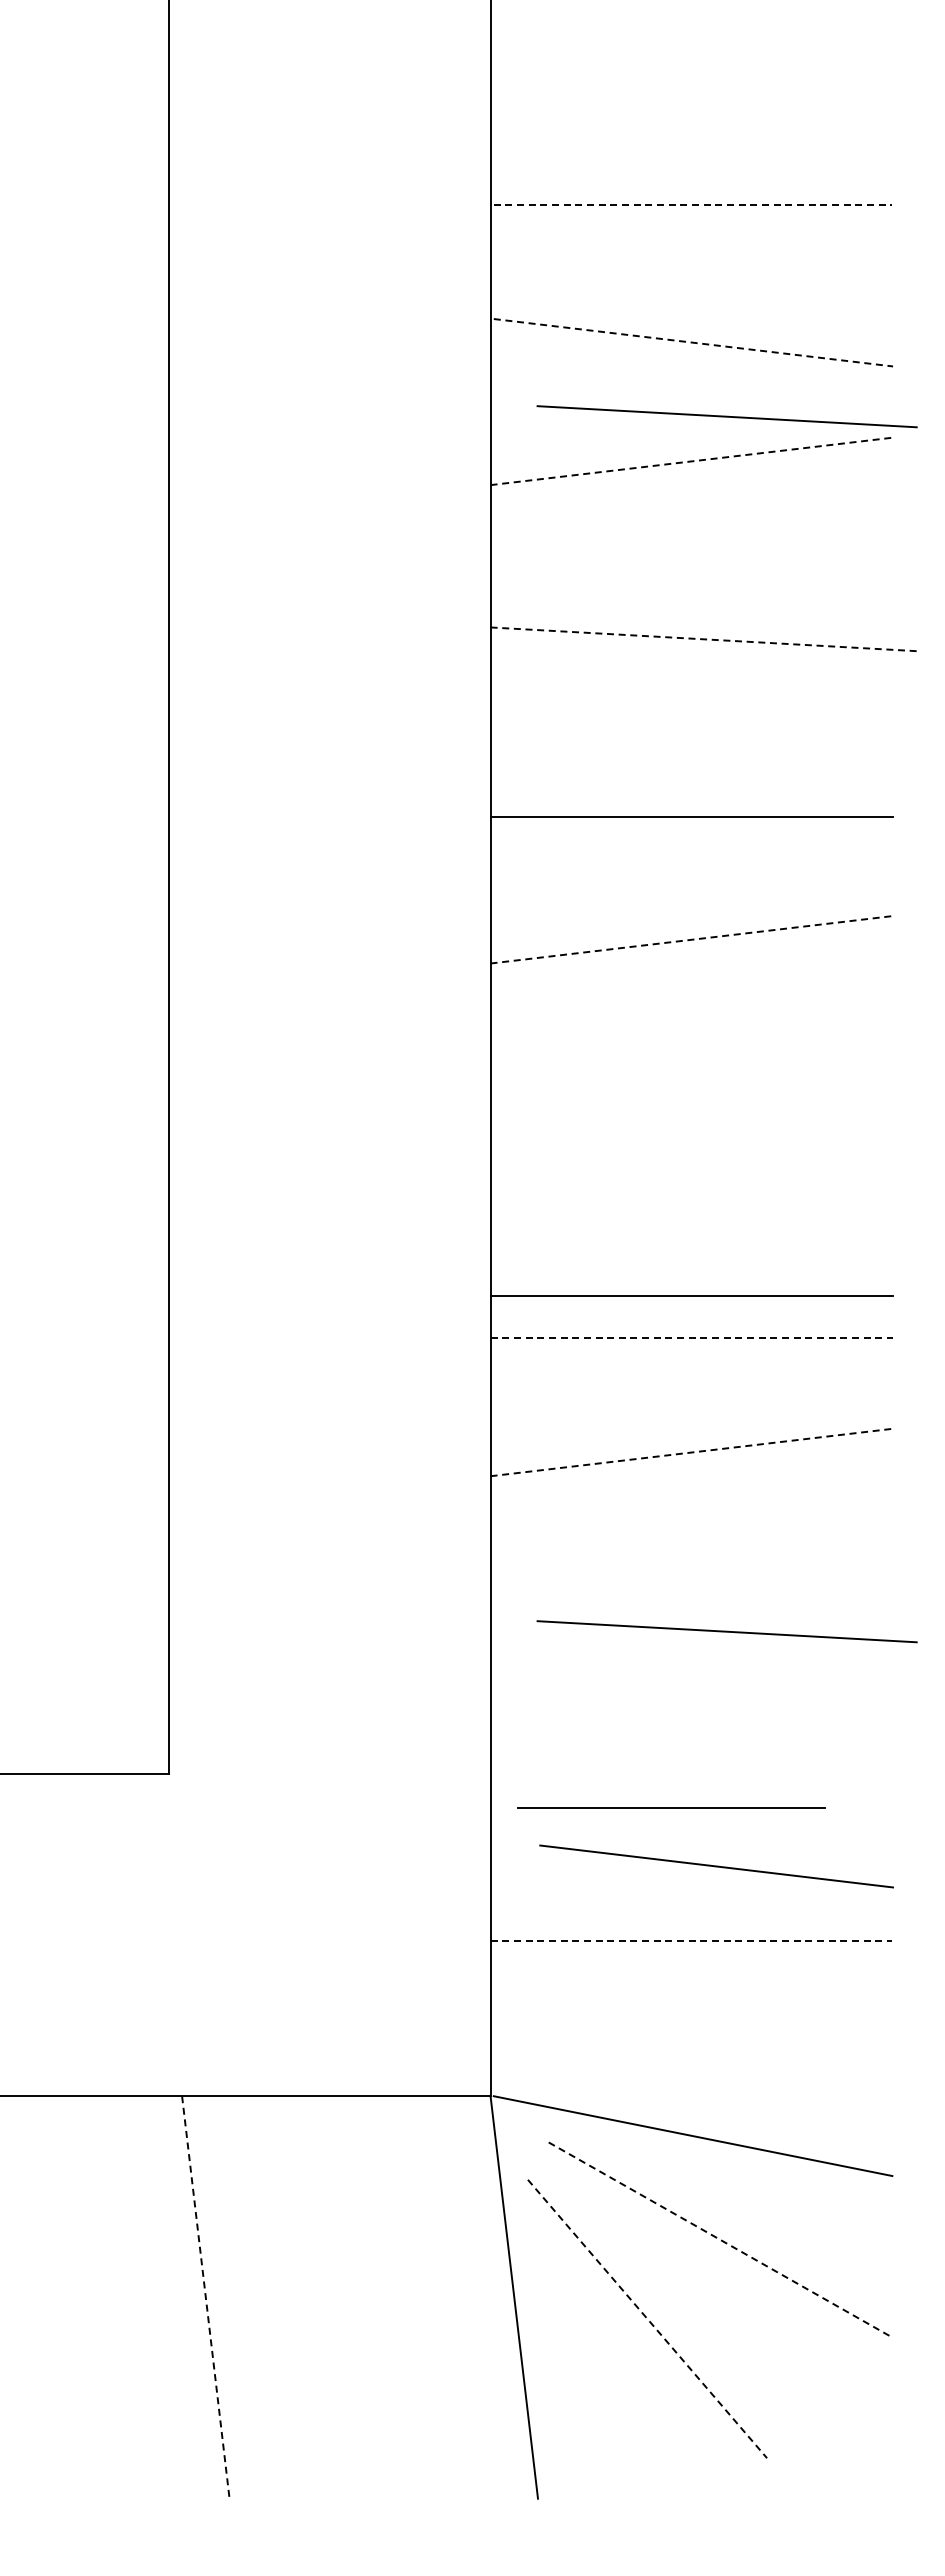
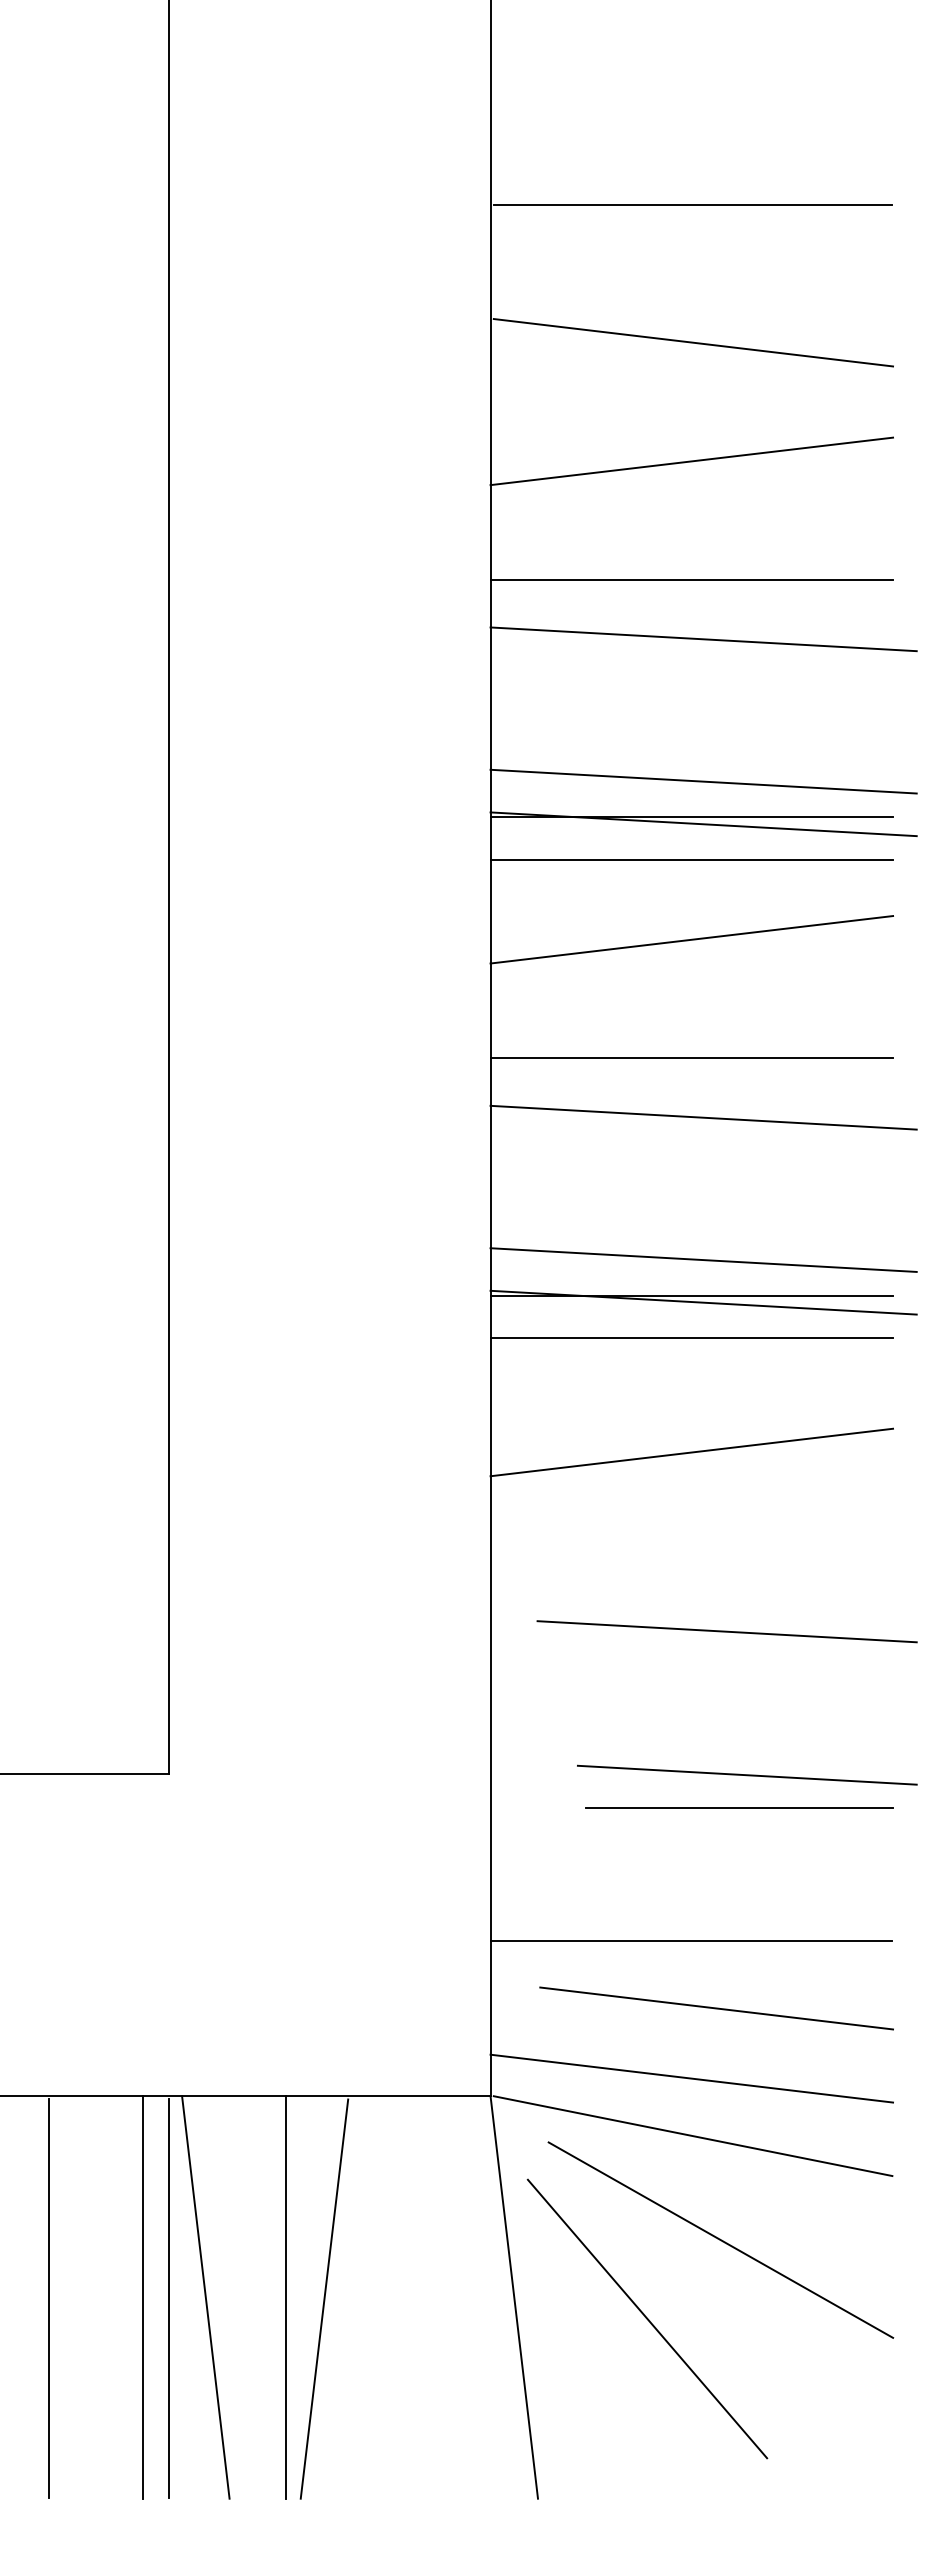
line: dashed -> solid (693, 204)
line: dashed -> solid (693, 342)
line: present -> none (726, 416)
line: dashed -> solid (691, 461)
line: none -> present (691, 579)
line: dashed -> solid (704, 639)
line: none -> present (703, 781)
line: none -> present (703, 824)
line: none -> present (691, 859)
line: dashed -> solid (691, 939)
line: none -> present (691, 1058)
line: none -> present (703, 1117)
line: none -> present (703, 1259)
line: none -> present (703, 1302)
line: dashed -> solid (692, 1338)
line: dashed -> solid (691, 1452)
line: none -> present (746, 1774)
line position: (671, 1807) -> (739, 1807) (739, 1807)
line position: (716, 1866) -> (716, 2008) (716, 2008)
line: dashed -> solid (691, 1940)
line: none -> present (691, 2078)
line: dashed -> solid (720, 2240)
line: none -> present (143, 2297)
line: dashed -> solid (205, 2297)
line: none -> present (285, 2297)
line: none -> present (49, 2298)
line: none -> present (169, 2298)
line: none -> present (324, 2298)
line: dashed -> solid (647, 2319)
